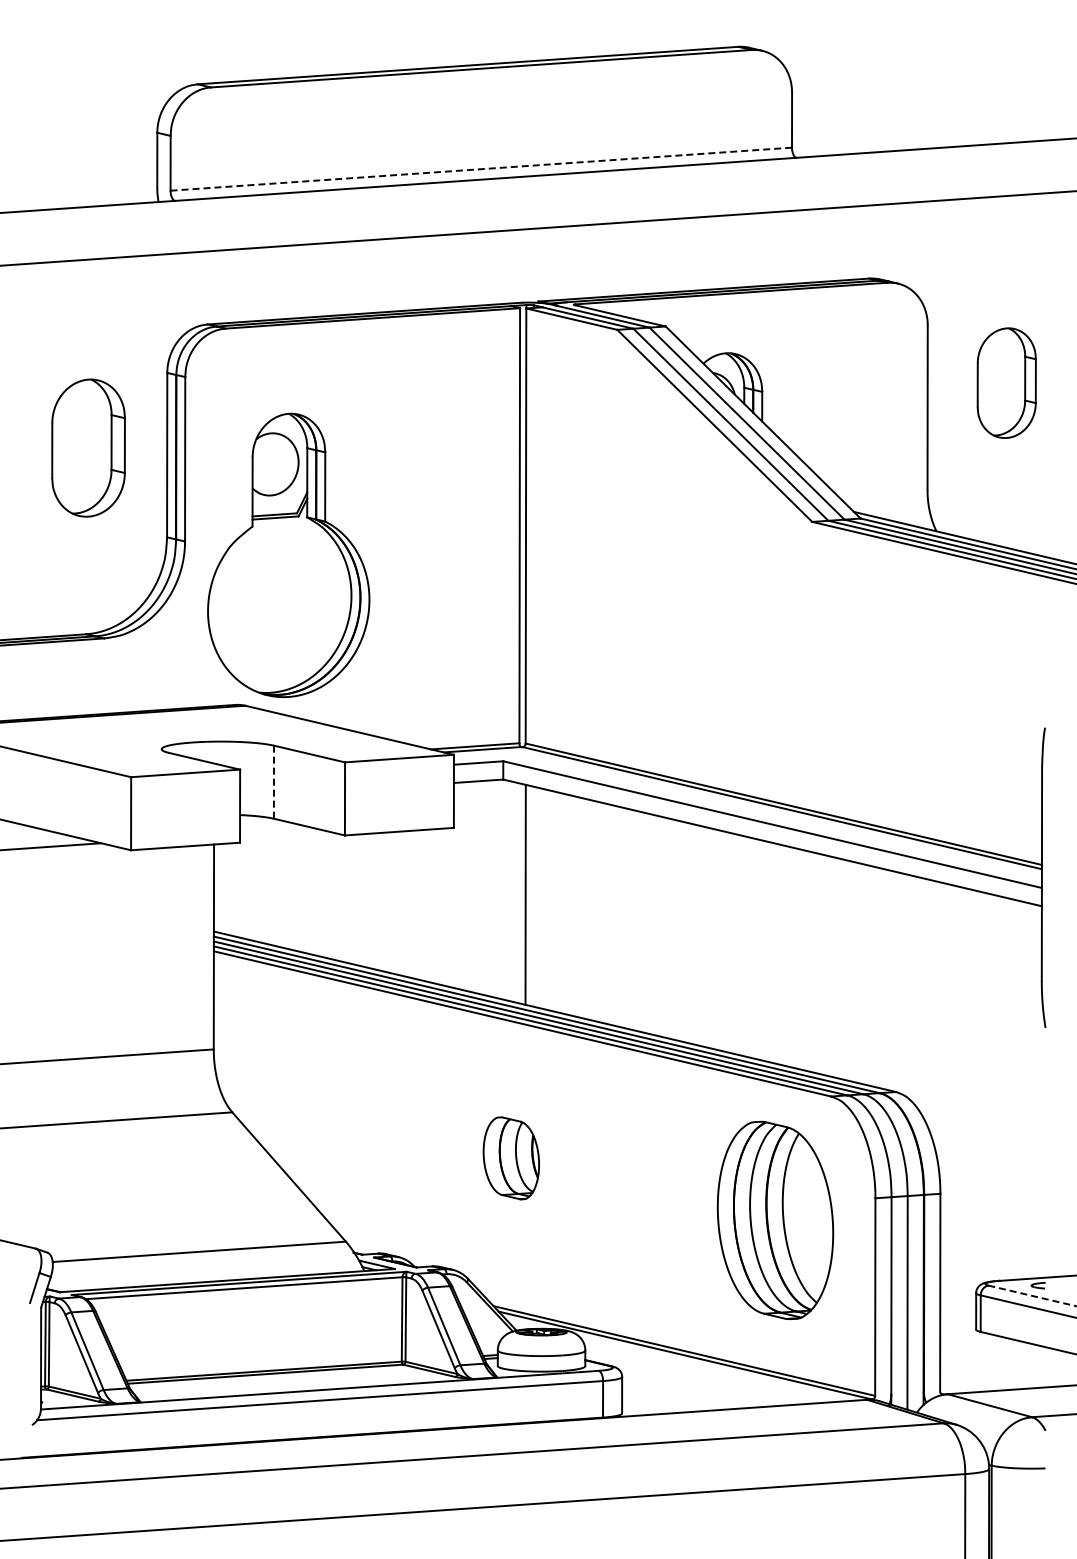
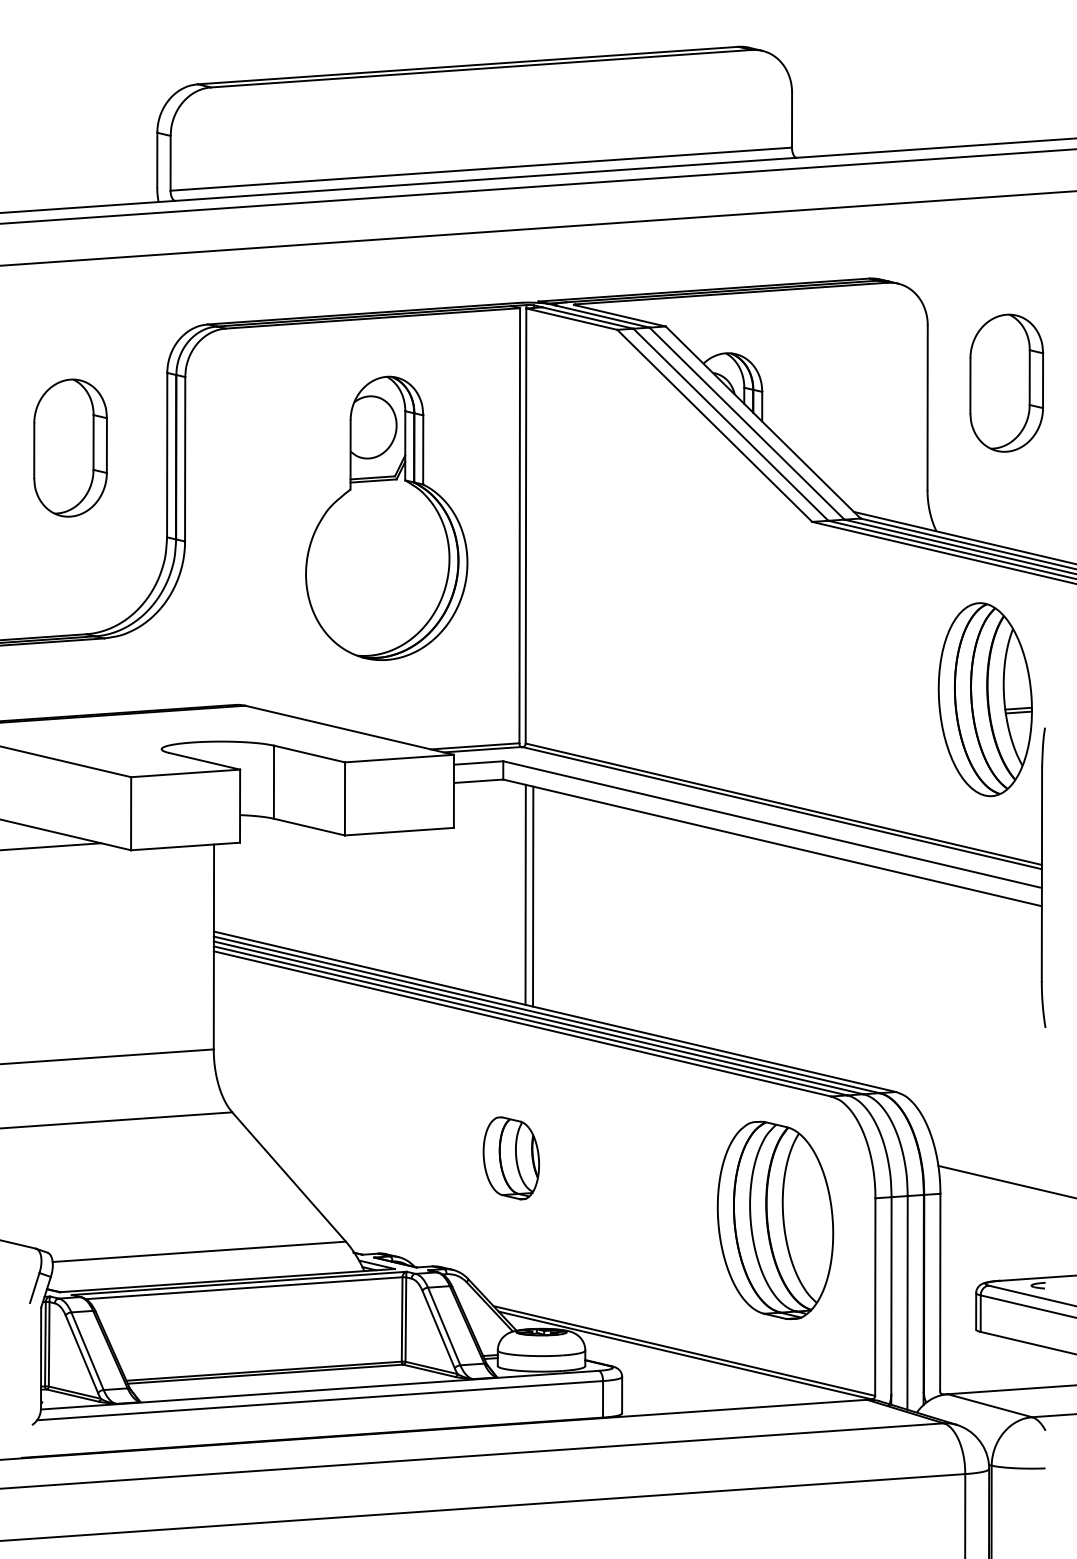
line: dashed -> solid (481, 169)
line: none -> present (537, 186)
part size: 61x112 px -> 76x140 px (1006, 382)
part position: (88, 447) -> (70, 447) (70, 447)
part position: (288, 554) -> (386, 517) (386, 517)
part: none -> present (984, 699)
line: dashed -> solid (273, 782)
line: none -> present (533, 896)
line: none -> present (1005, 1181)
line: dashed -> solid (1032, 1295)
